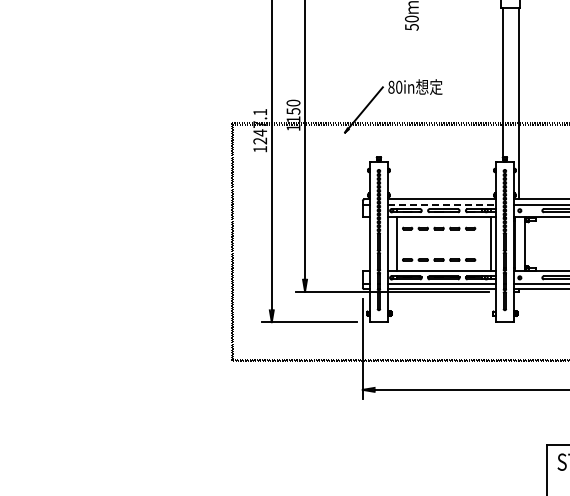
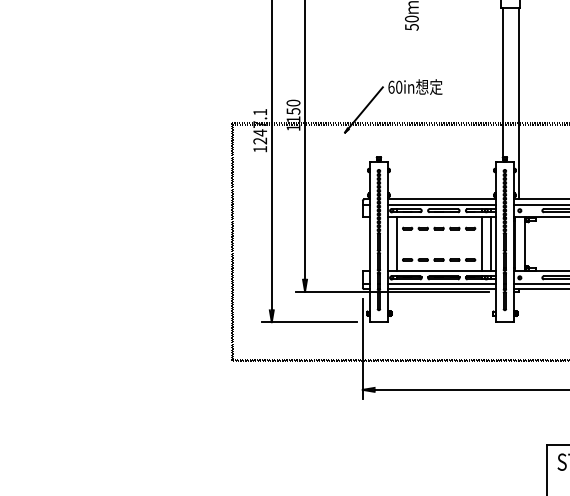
text: 80in -> 60in (391, 86)
line: dashed -> solid (442, 204)
line: none -> present (481, 244)
